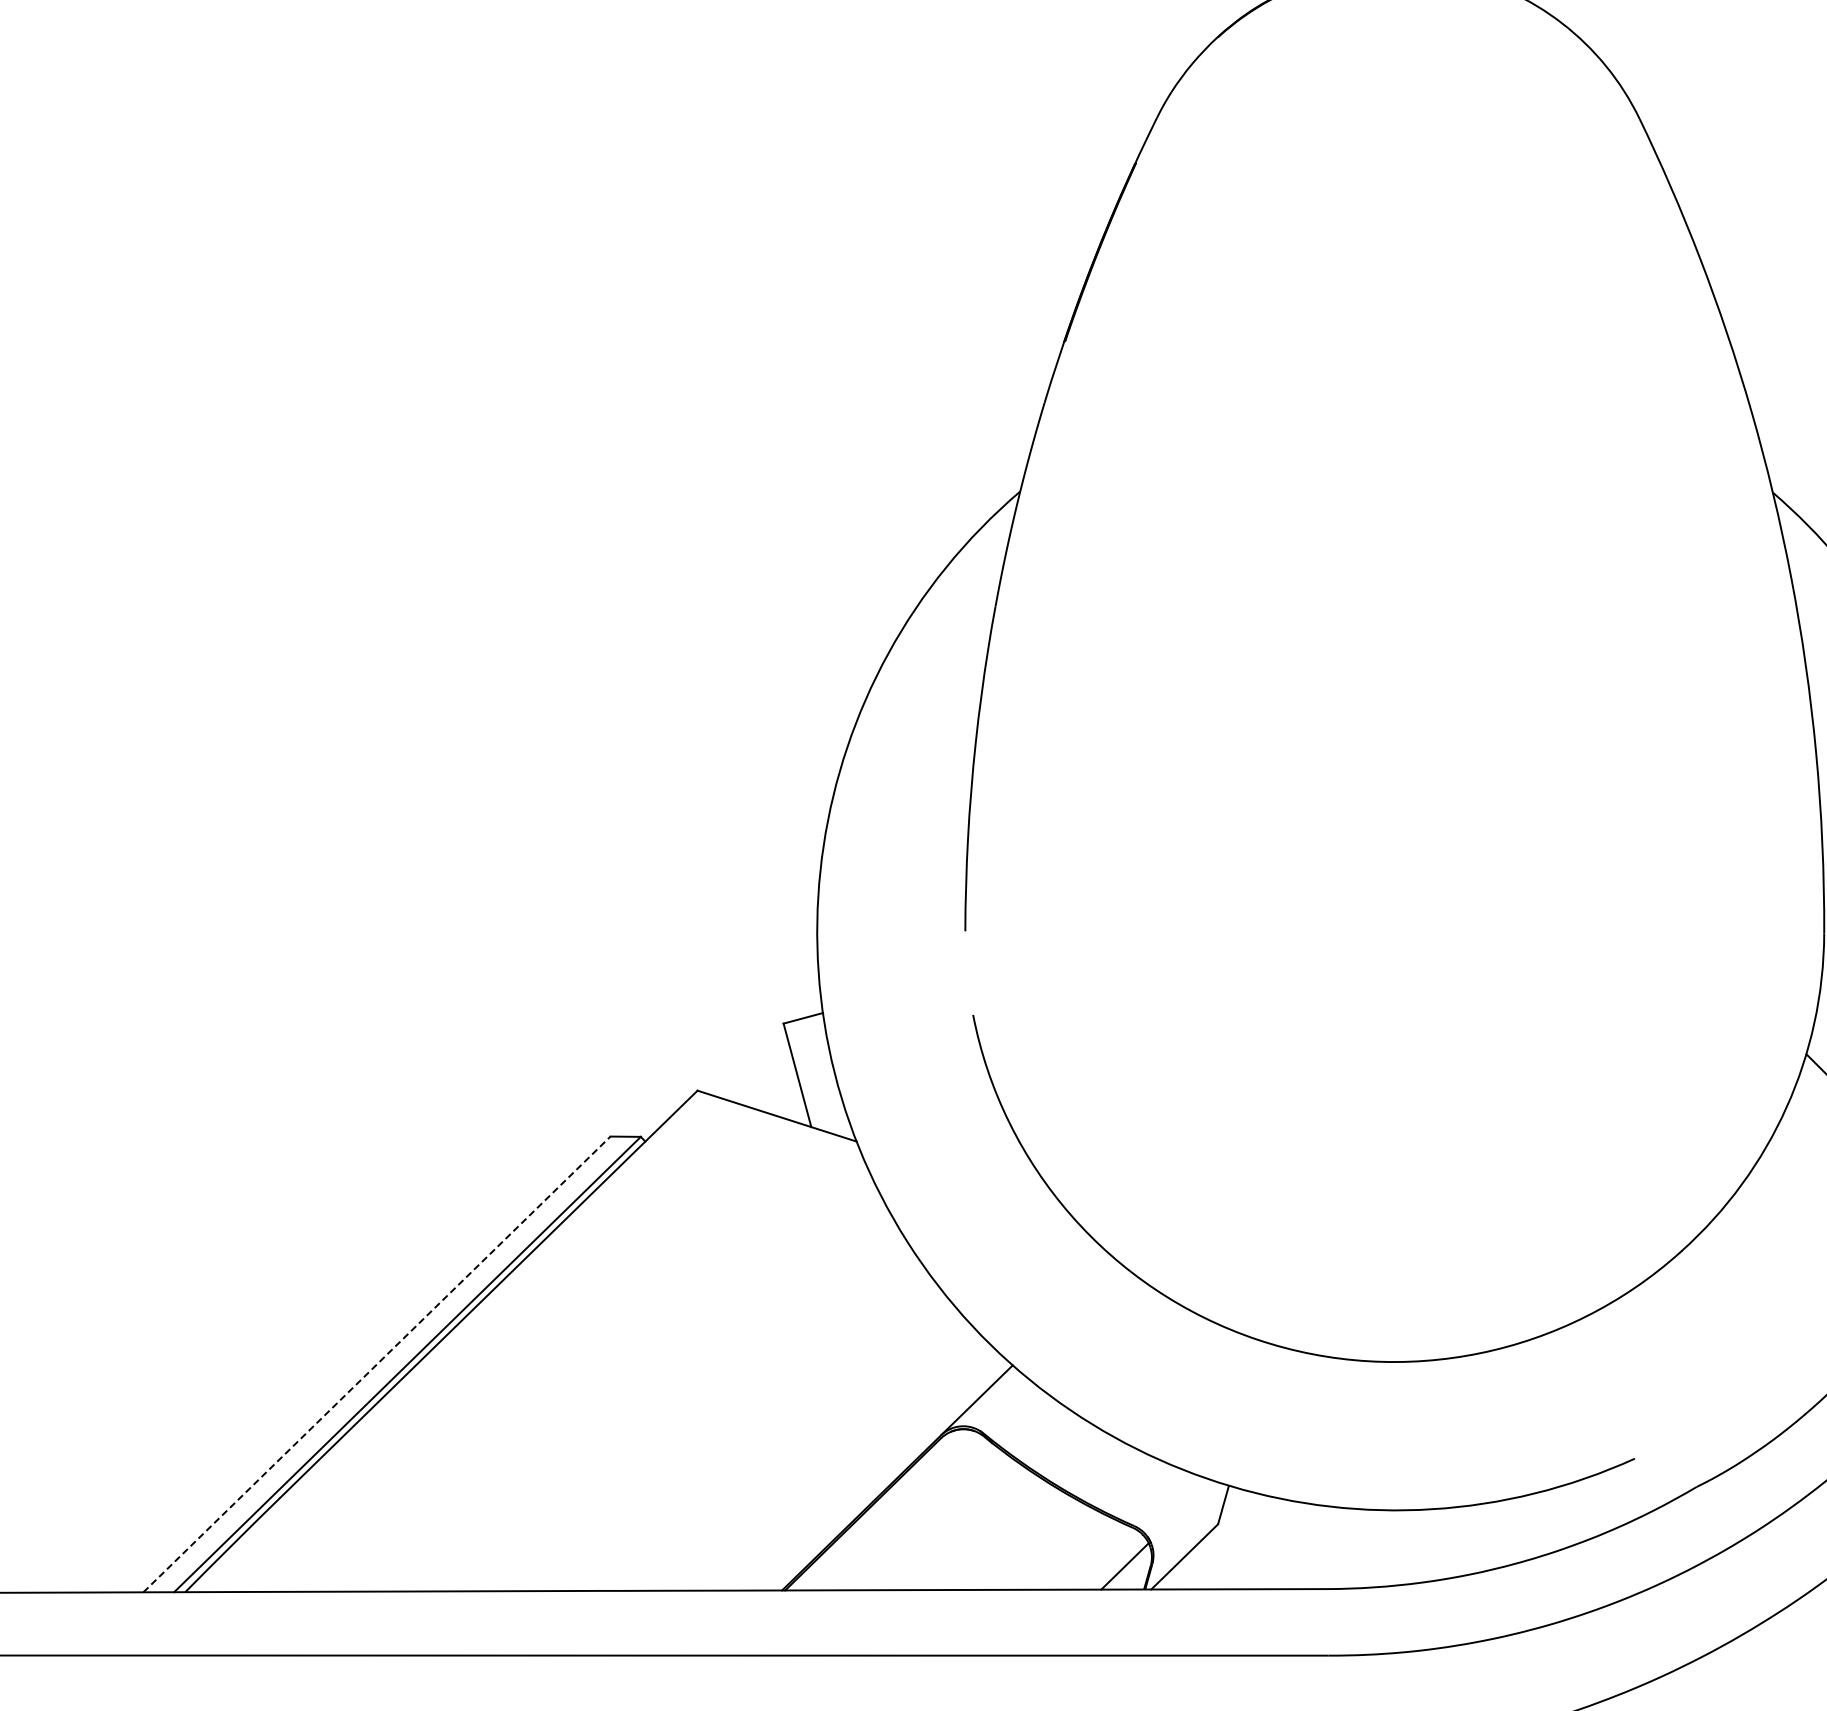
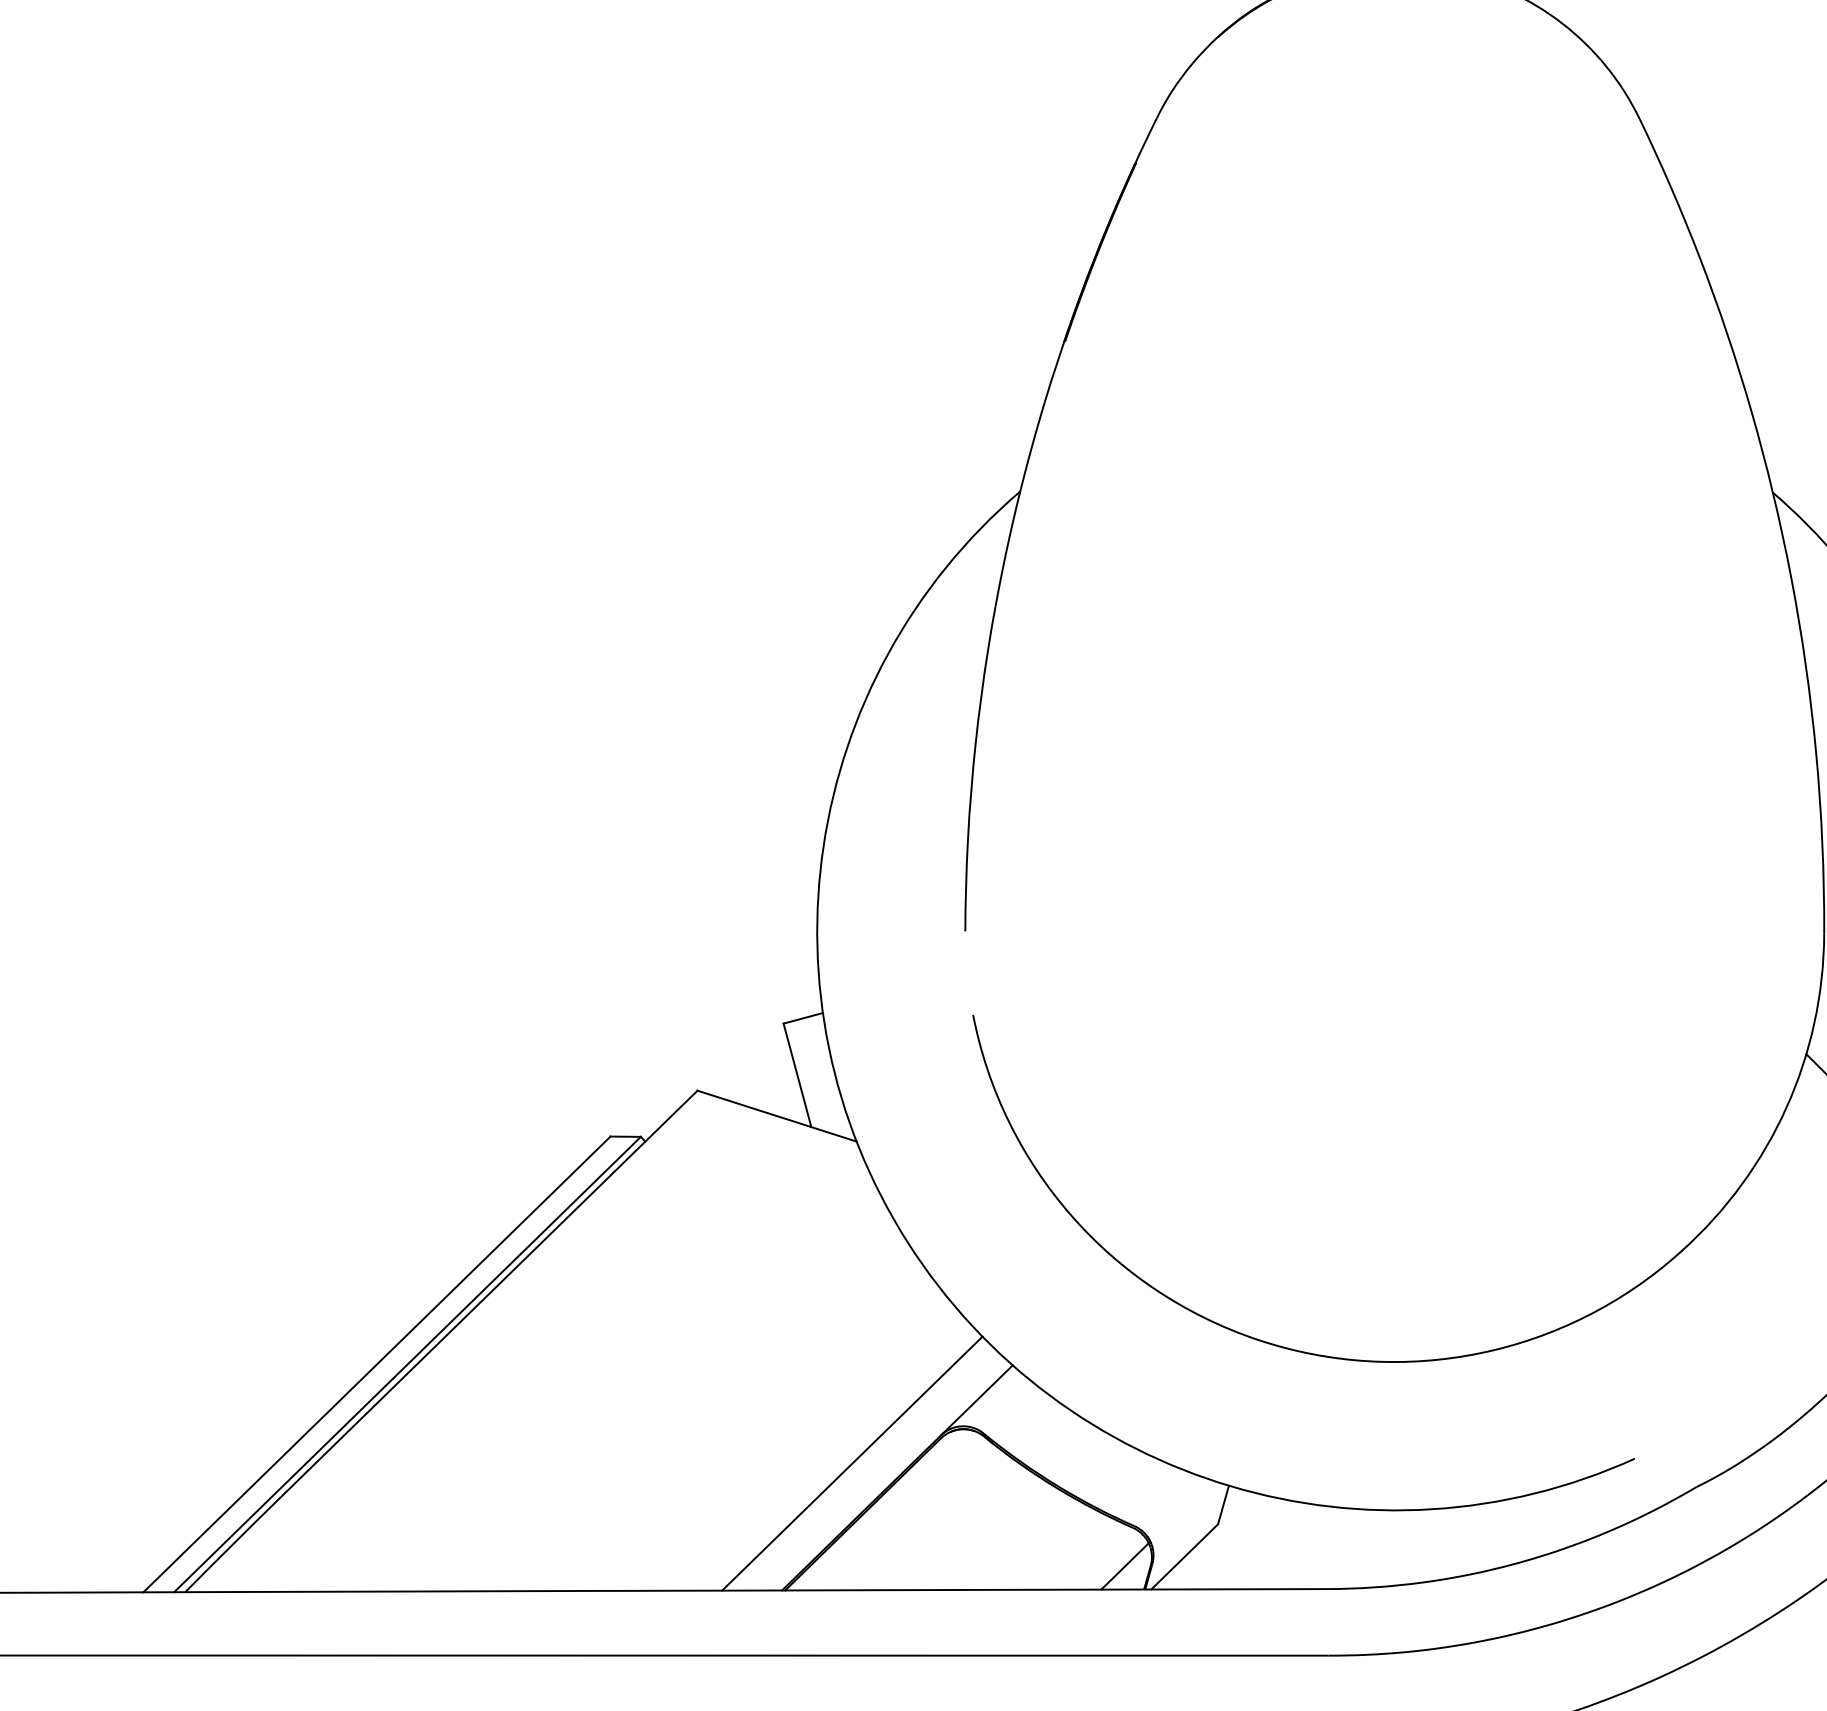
line: dashed -> solid (377, 1364)
line: none -> present (852, 1463)
